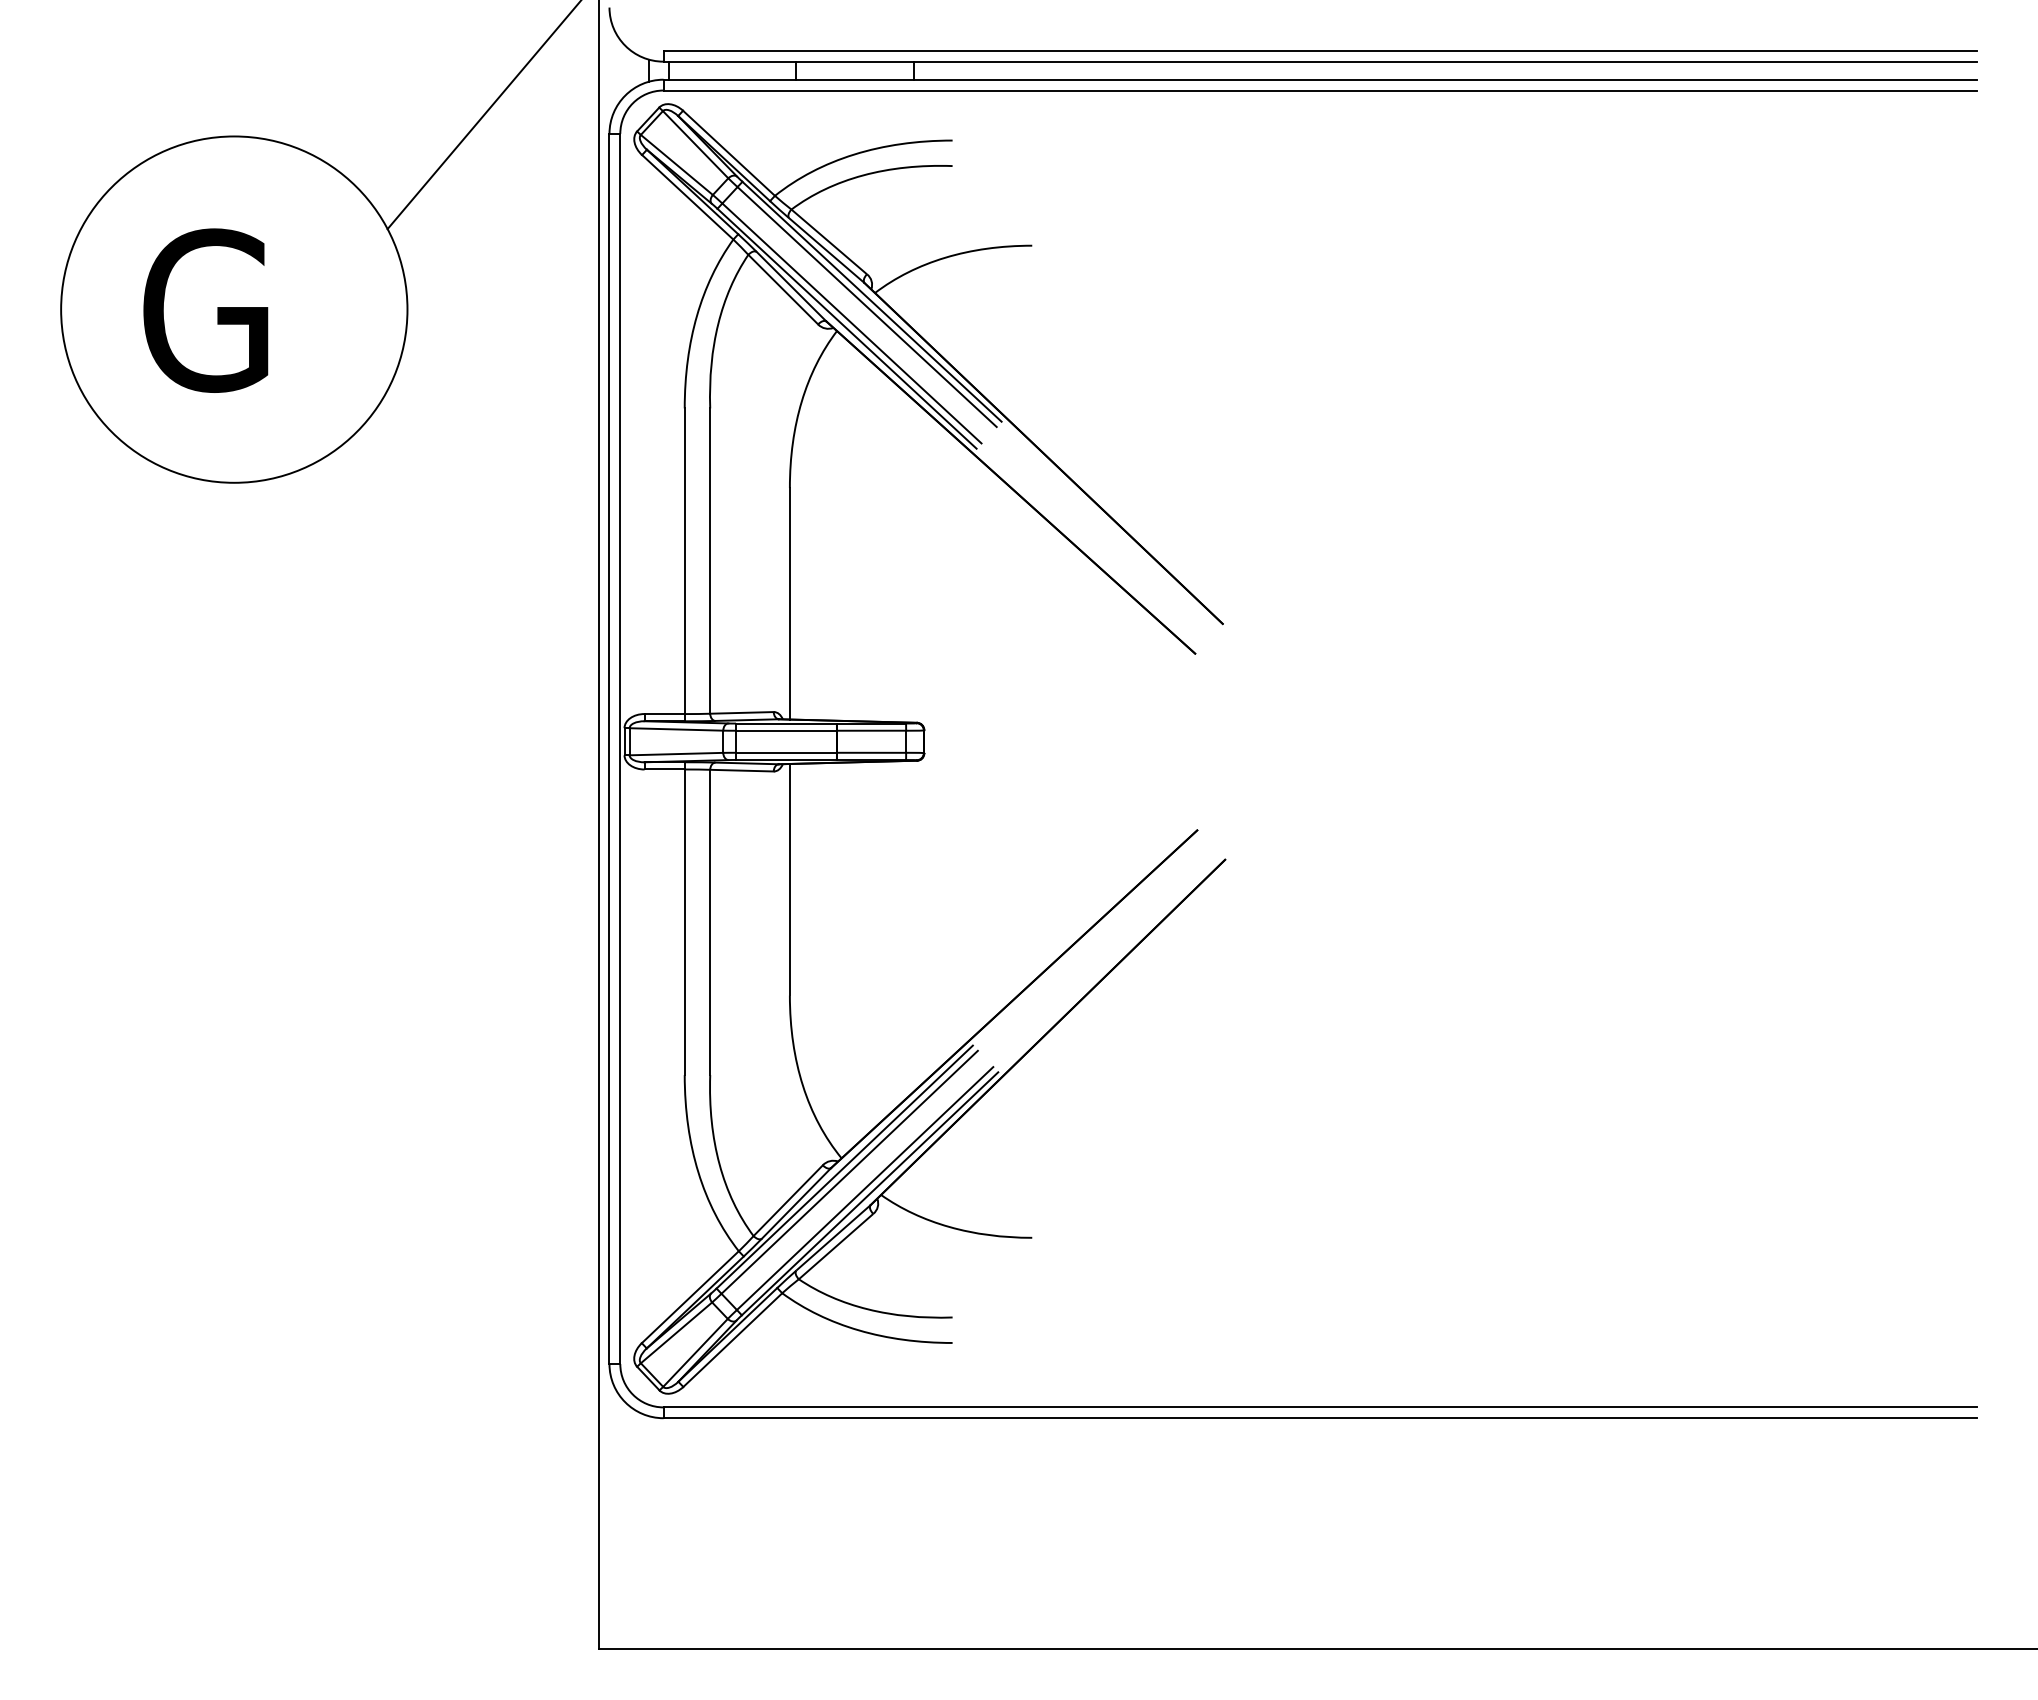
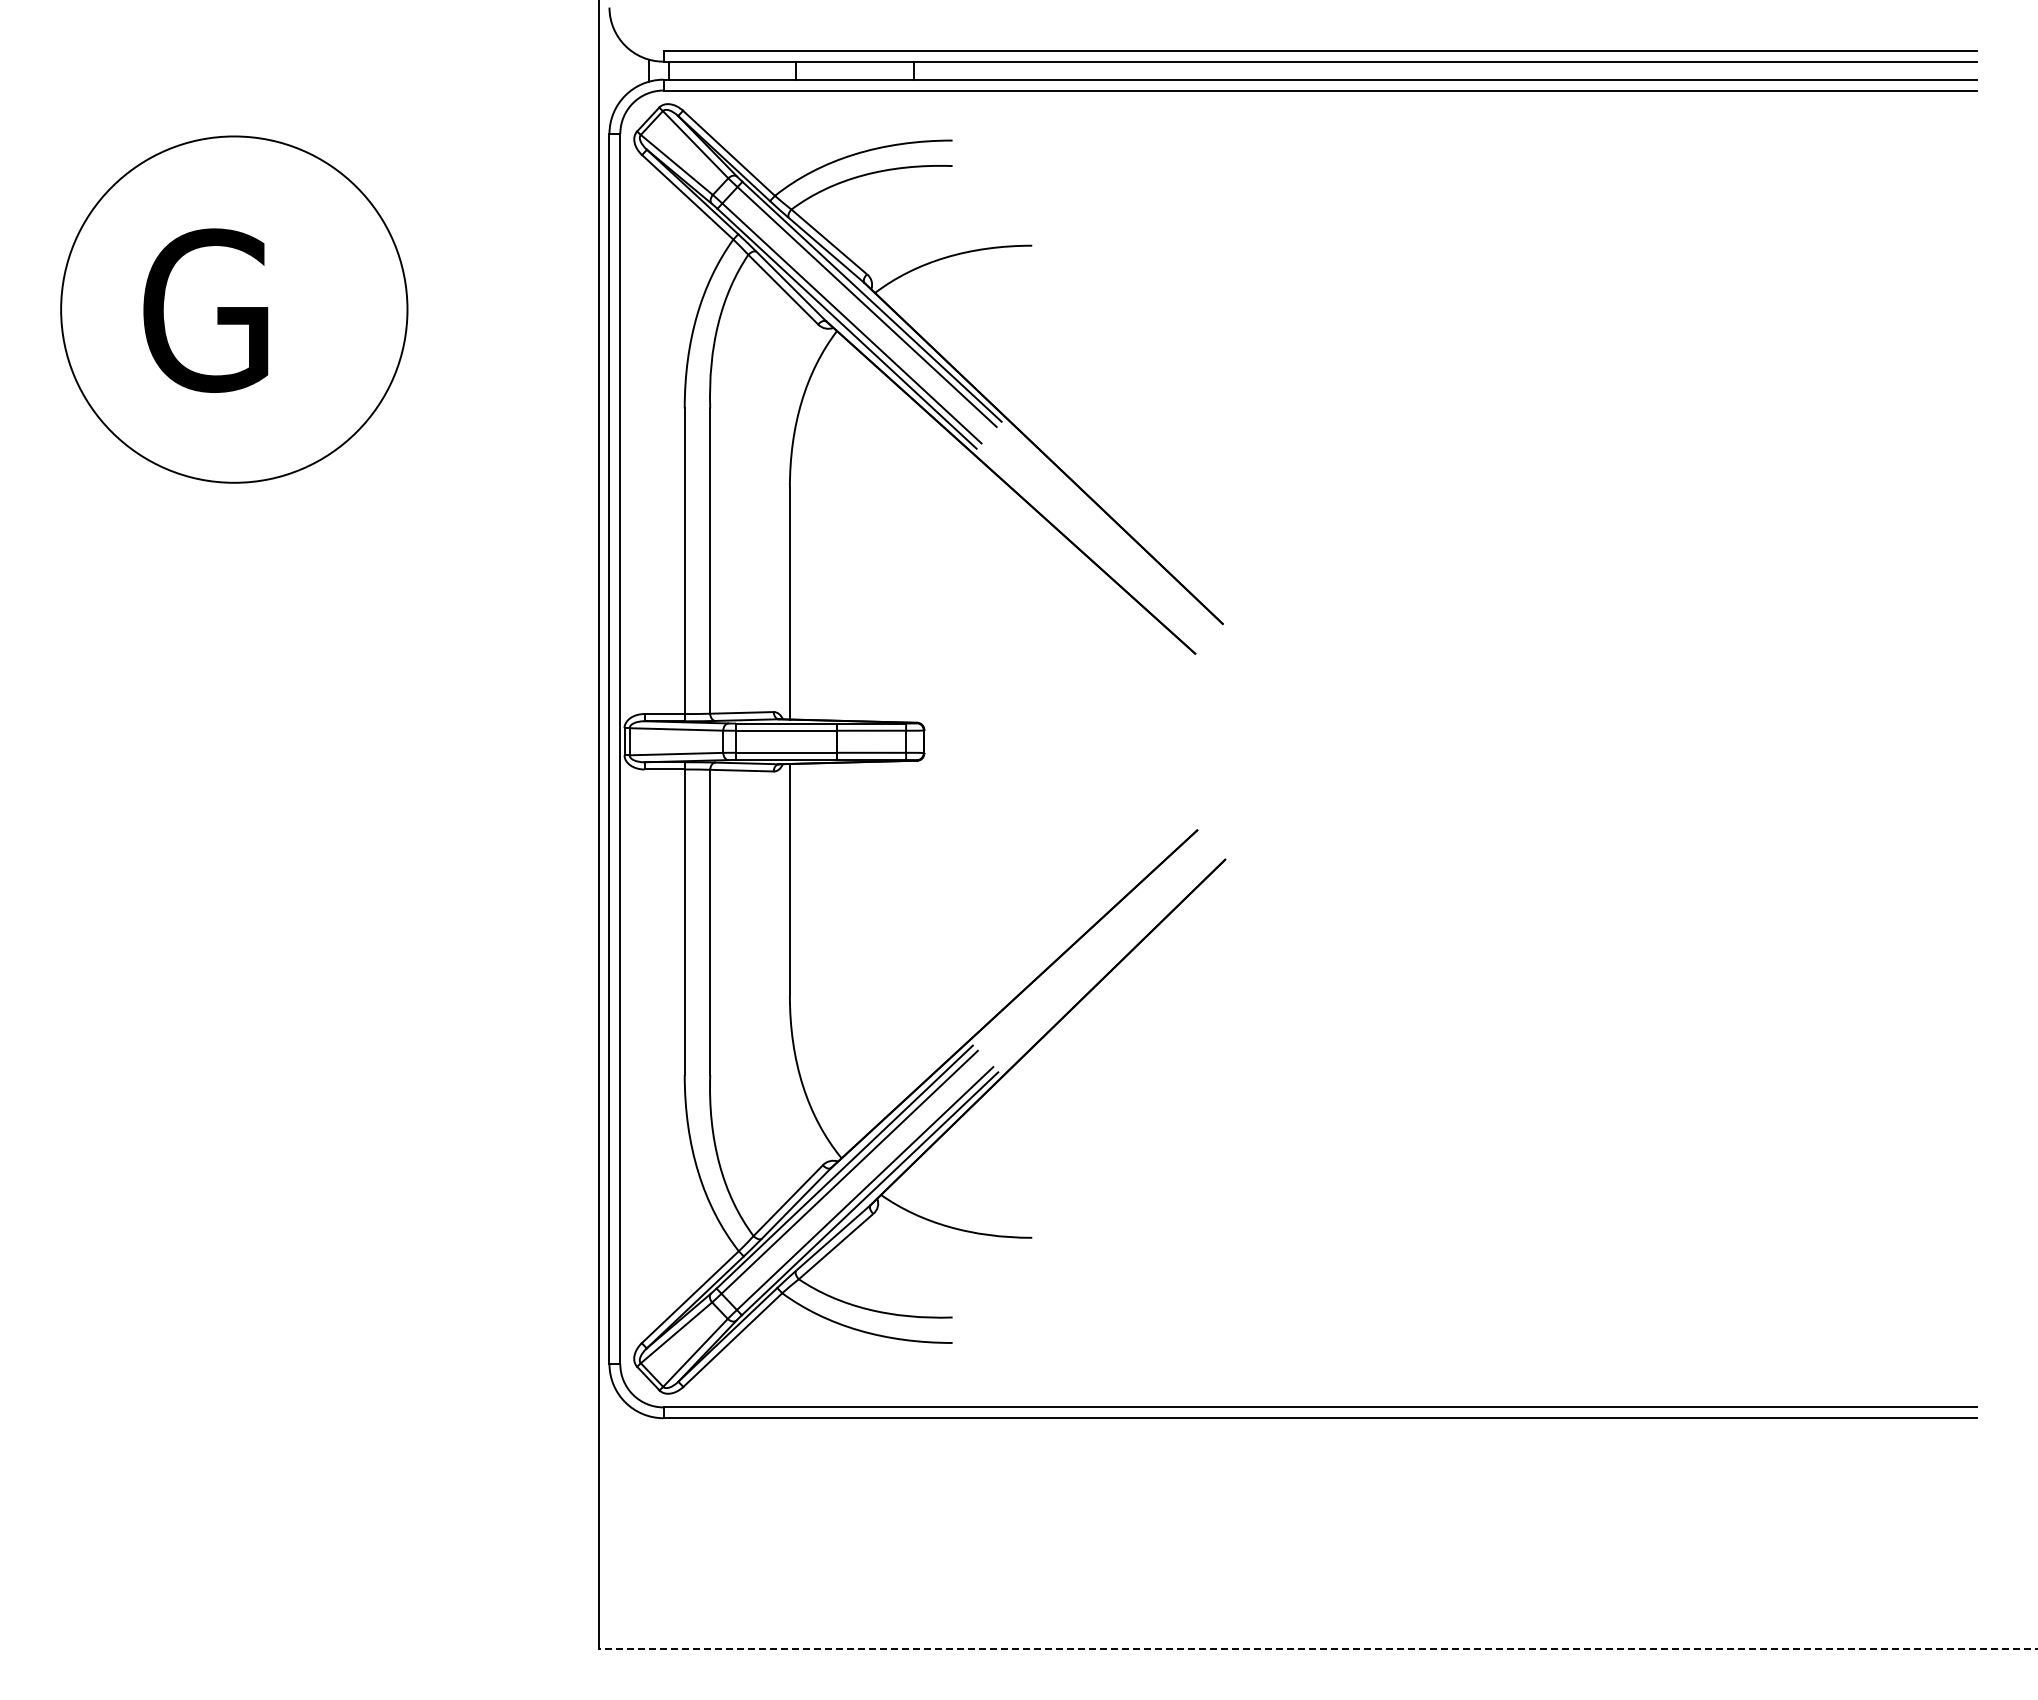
line: present -> none (483, 115)
line: solid -> dashed (1318, 1649)
